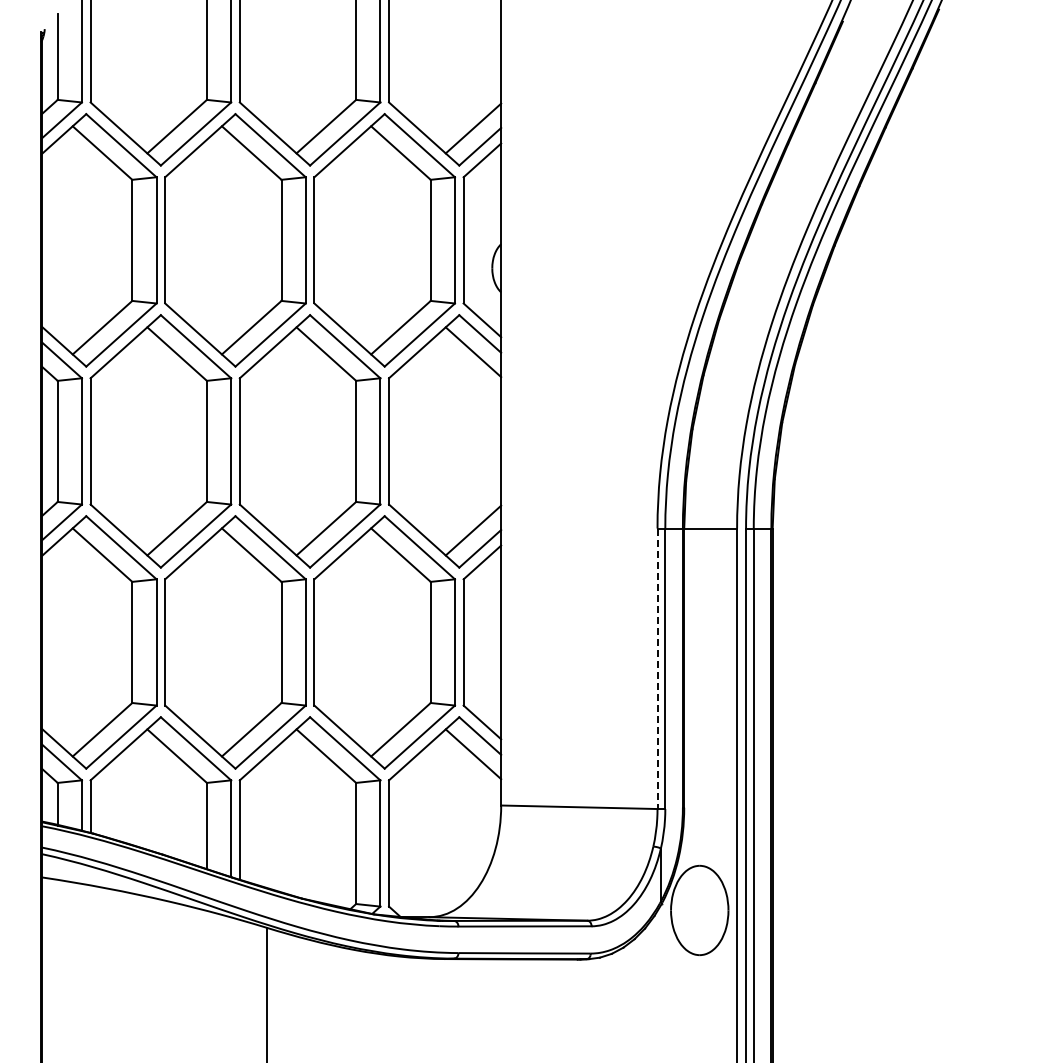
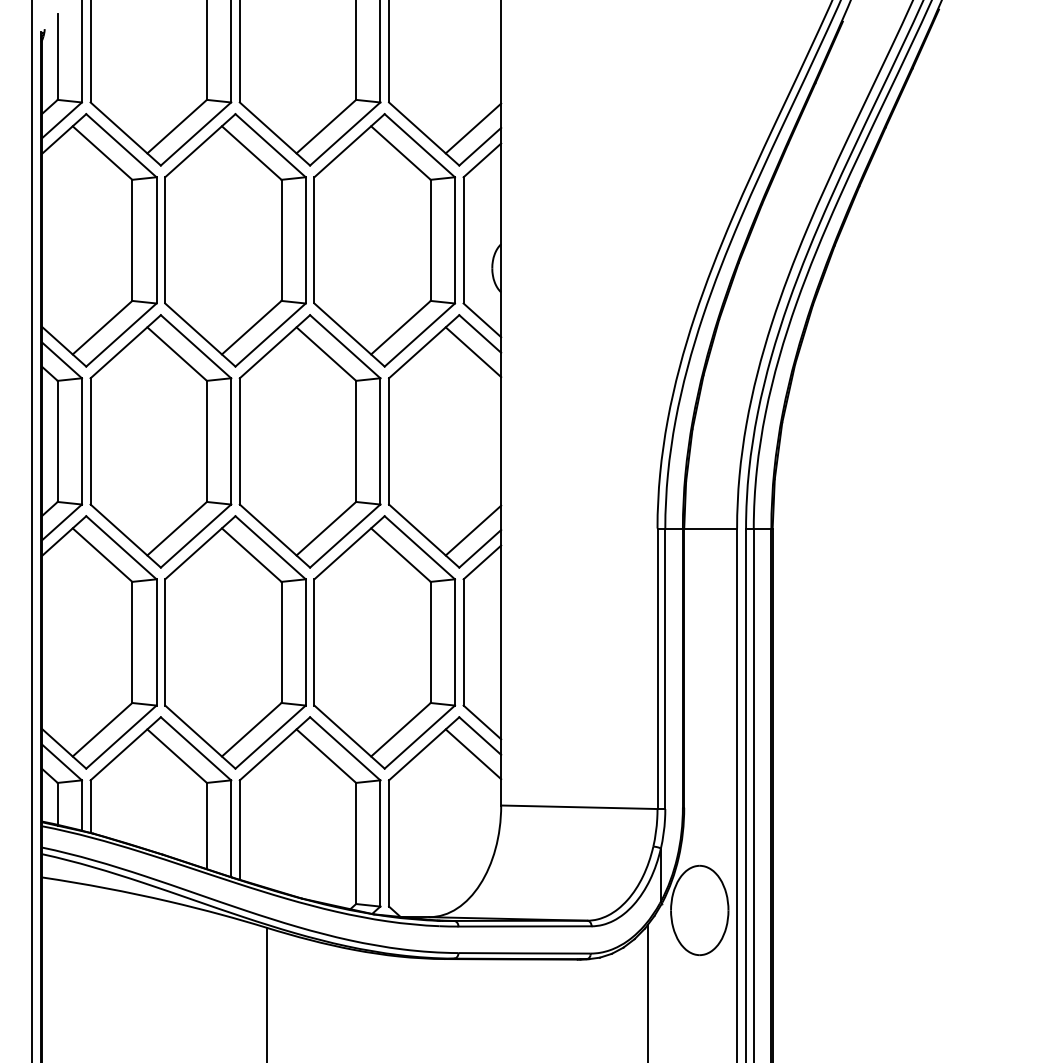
line: none -> present (31, 530)
line: dashed -> solid (657, 669)
line: none -> present (648, 991)
